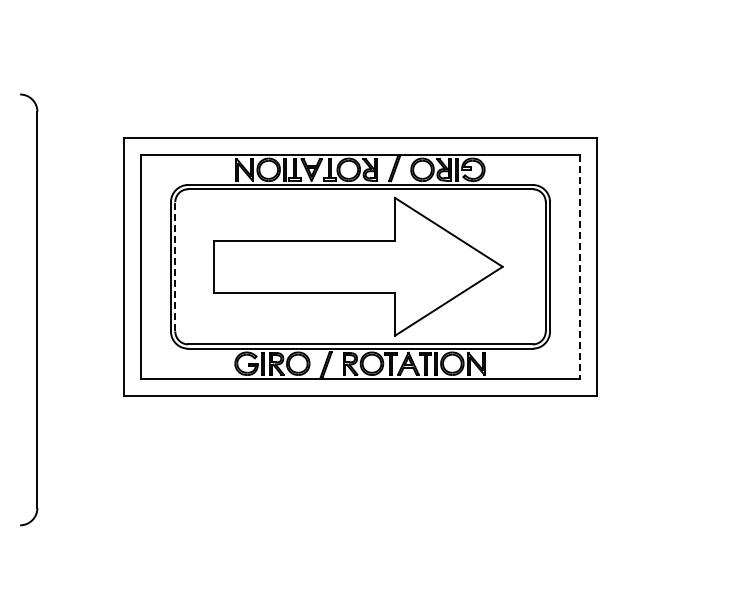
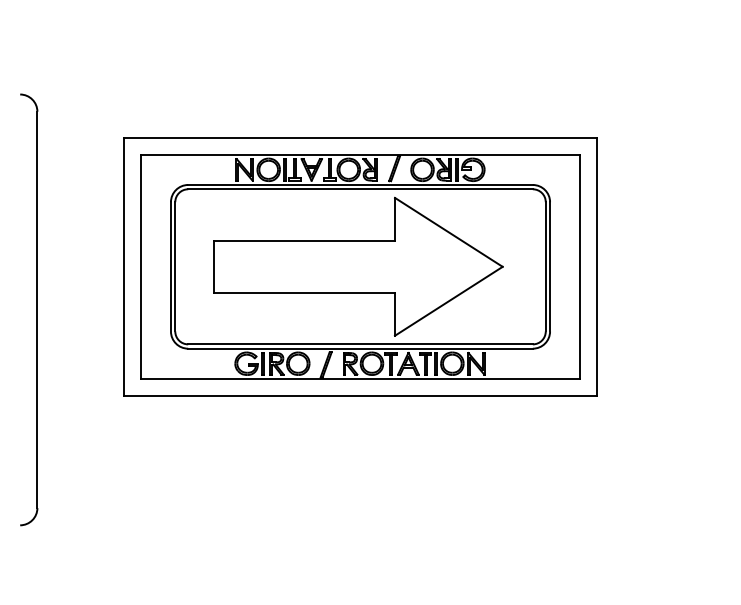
line: dashed -> solid (175, 266)
line: dashed -> solid (580, 267)
